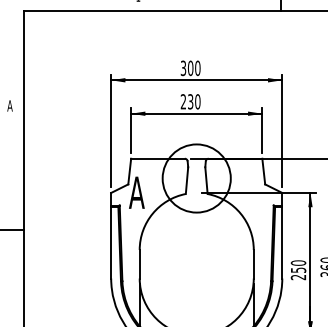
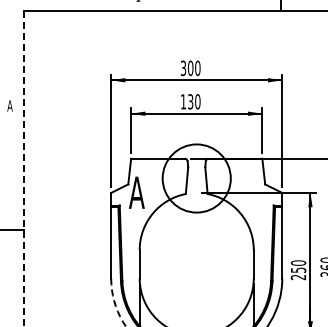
text: 230 -> 130 (182, 101)
line: solid -> dashed (23, 168)
arc: solid -> dashed (115, 304)
